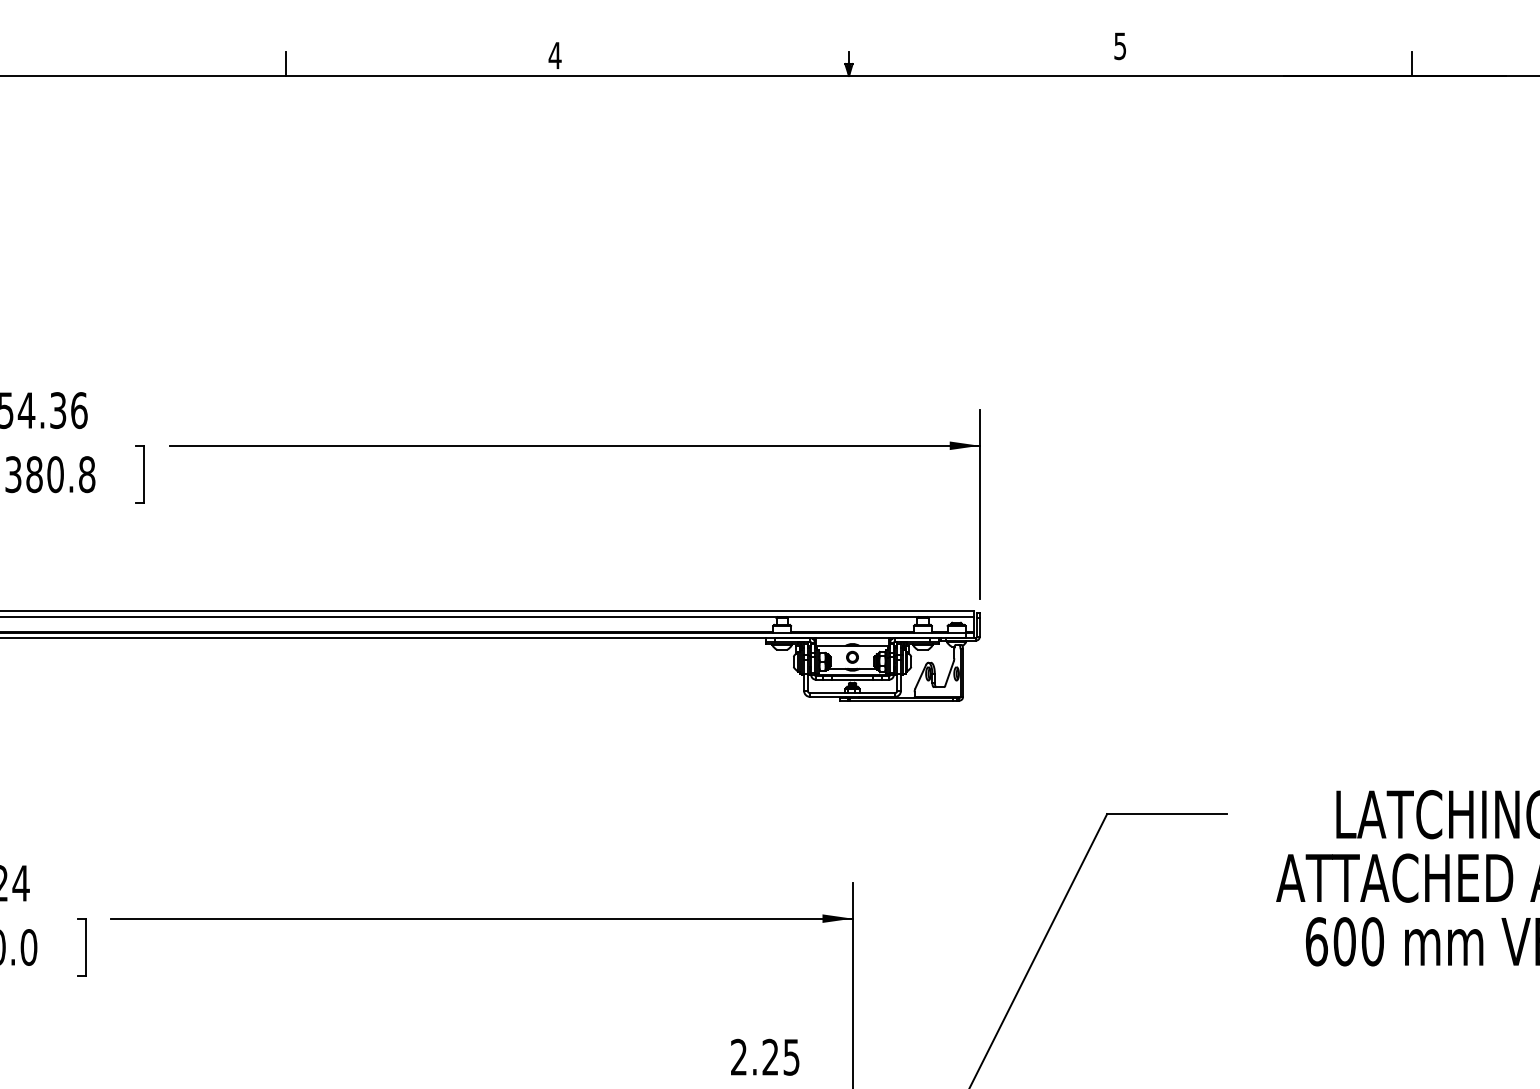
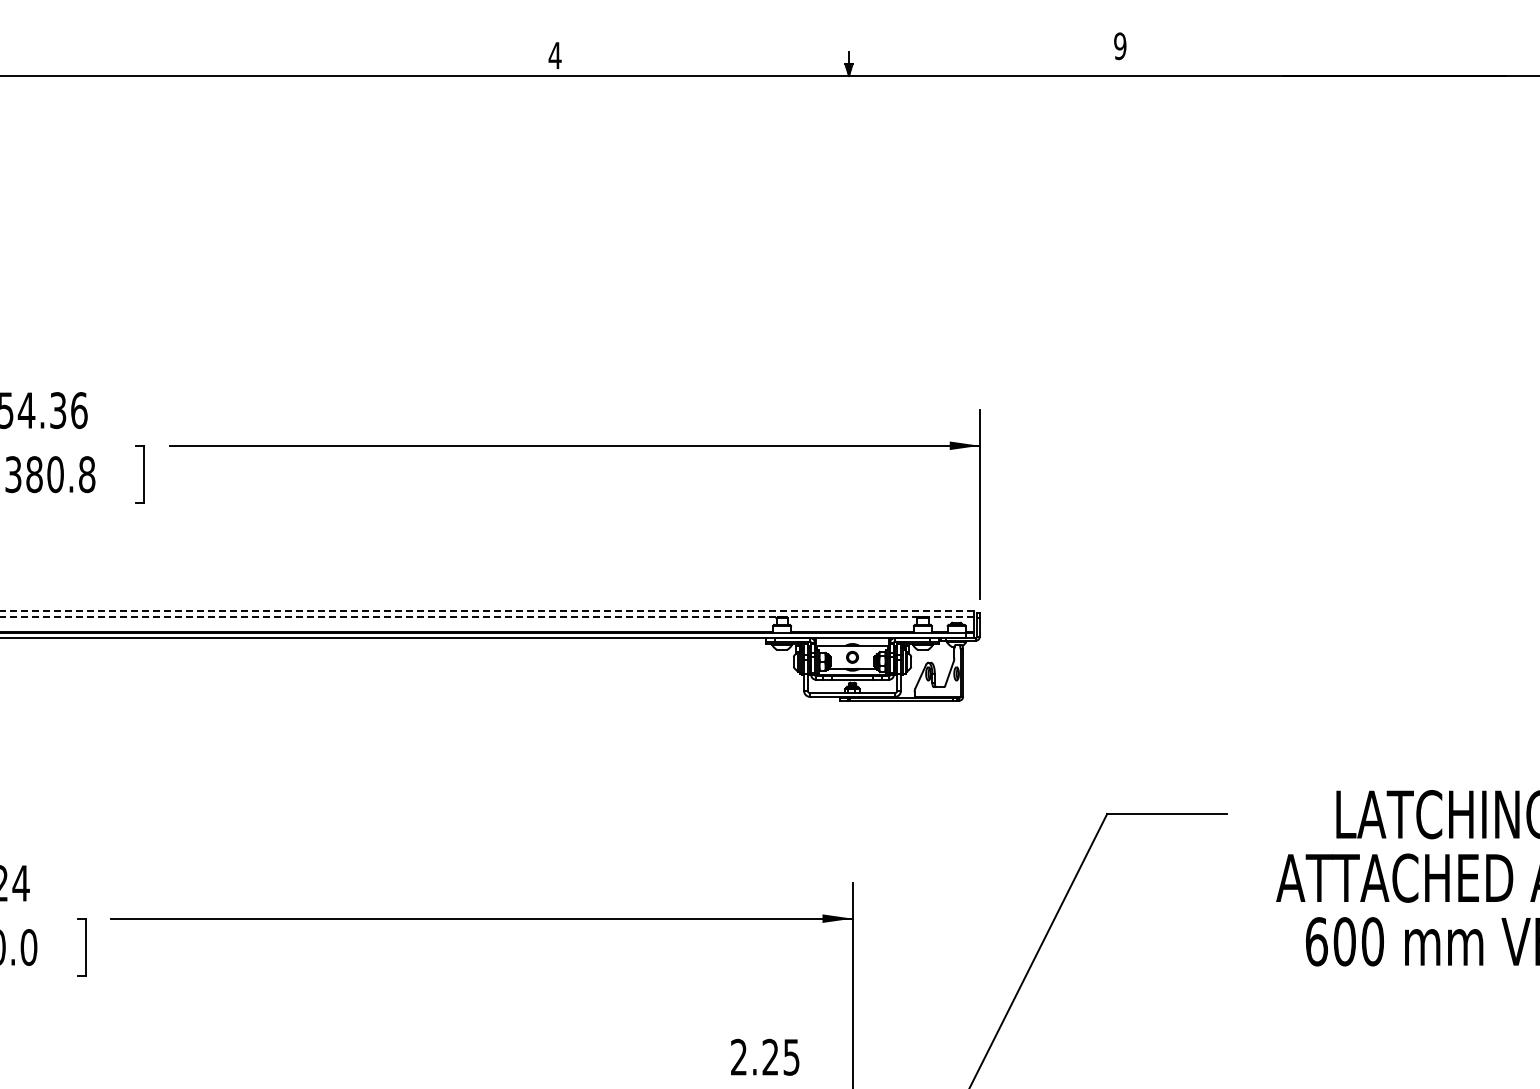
text: 5 -> 9 (1120, 45)
line: present -> none (285, 63)
line: present -> none (1412, 63)
line: solid -> dashed (487, 610)
line: solid -> dashed (487, 616)
